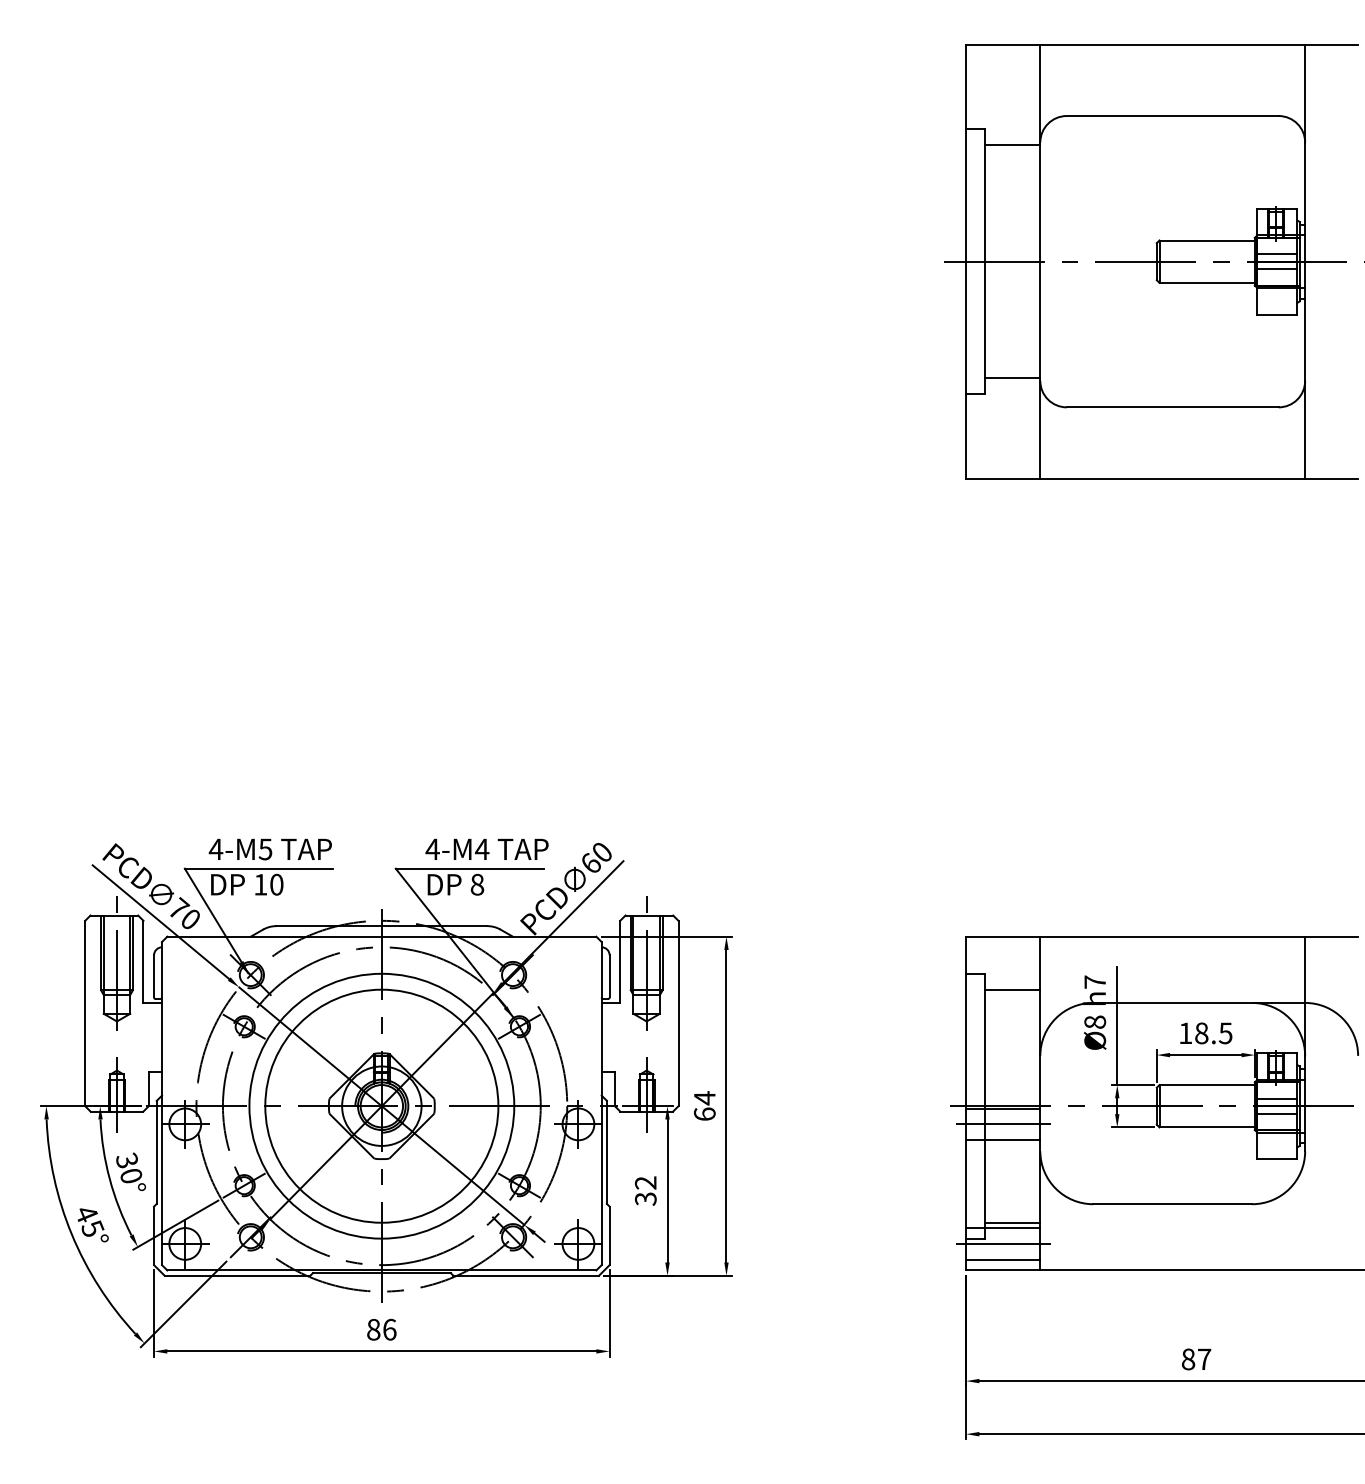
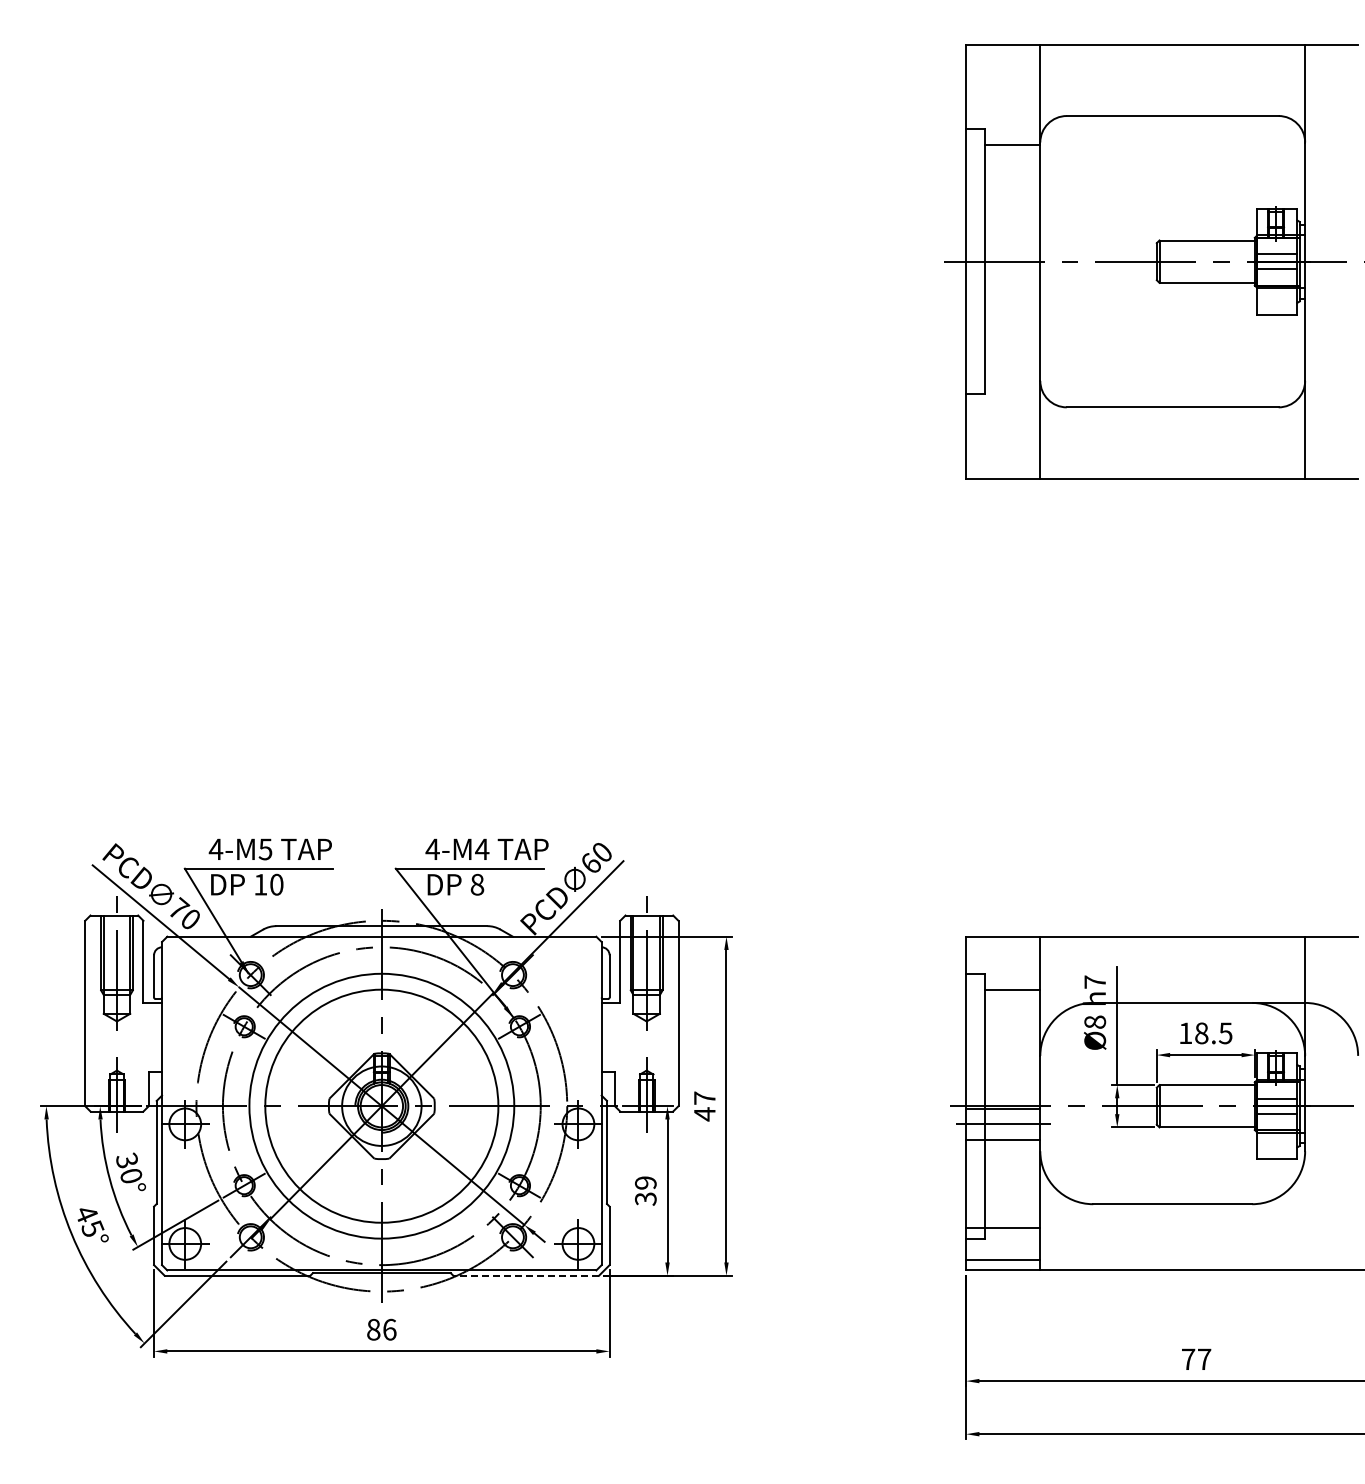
line: present -> none (1012, 378)
text: 64 -> 47 (704, 1106)
text: 32 -> 39 (645, 1182)
line: present -> none (1012, 1222)
line: present -> none (1002, 1243)
line: solid -> dashed (526, 1275)
text: 87 -> 77 (1188, 1359)
